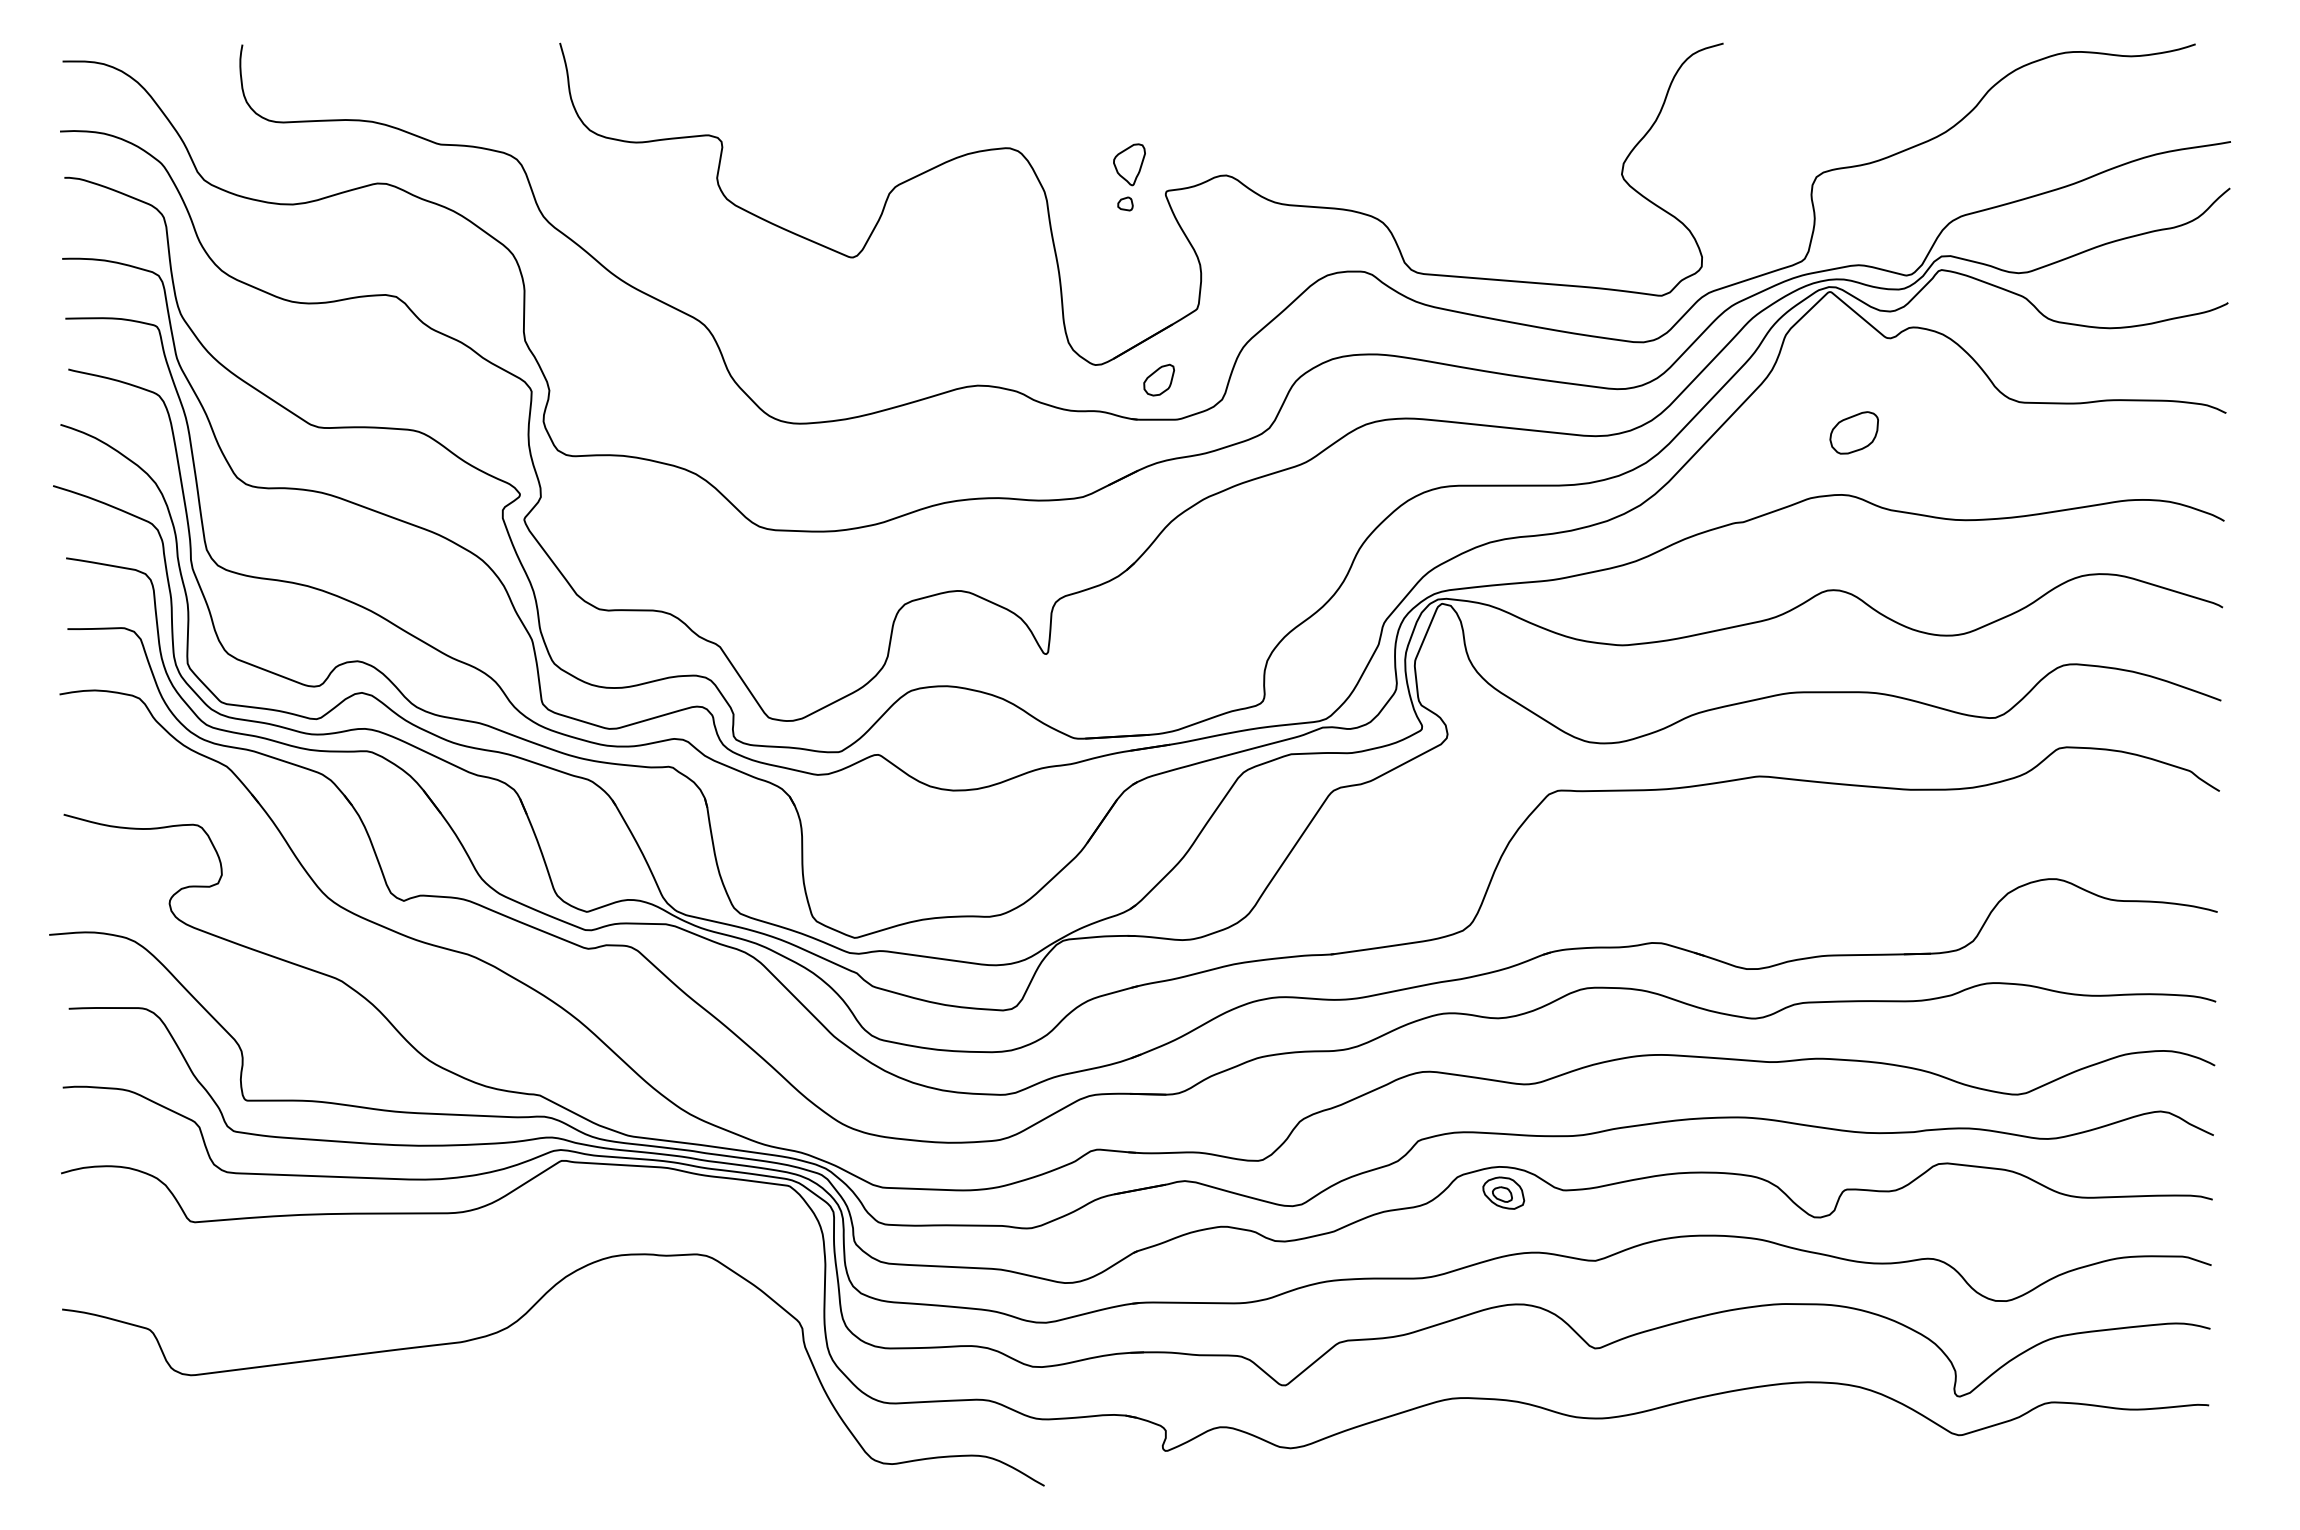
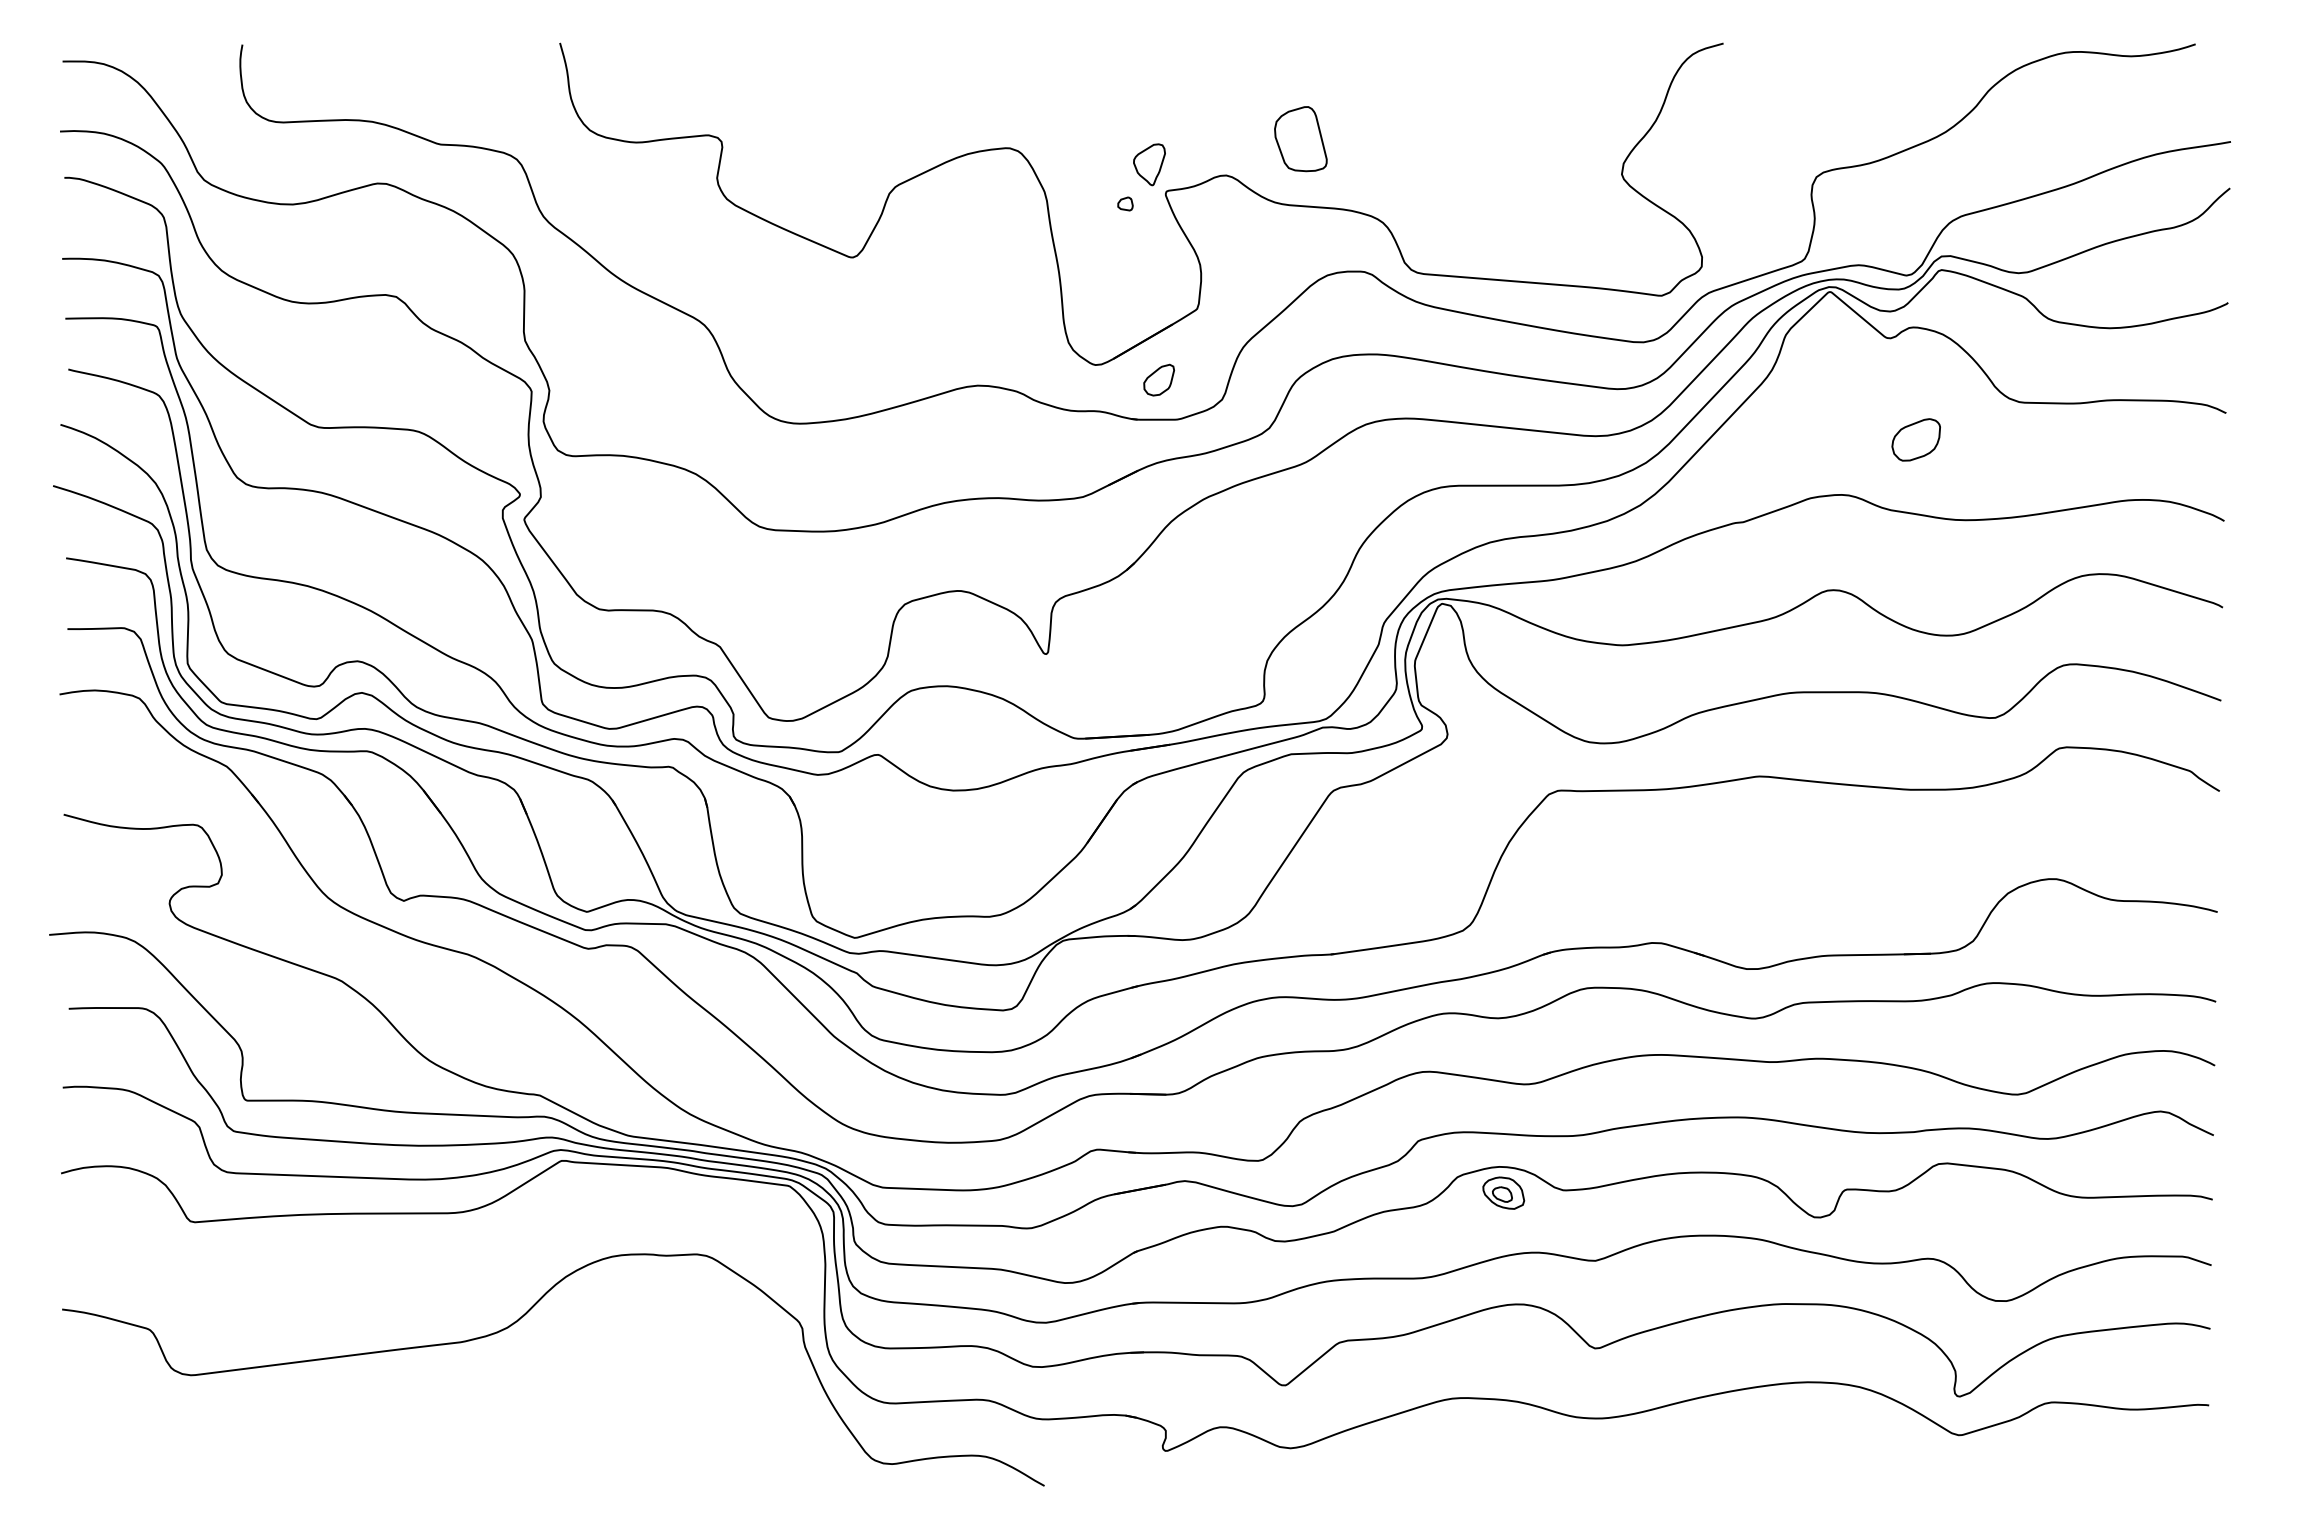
part: none -> present (1300, 139)
part position: (1129, 164) -> (1149, 164) (1149, 164)
part position: (1853, 432) -> (1915, 439) (1915, 439)
